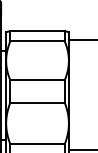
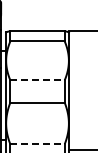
line position: (81, 40) -> (81, 31) (81, 31)
line: solid -> dashed (38, 80)
line: solid -> dashed (38, 144)
